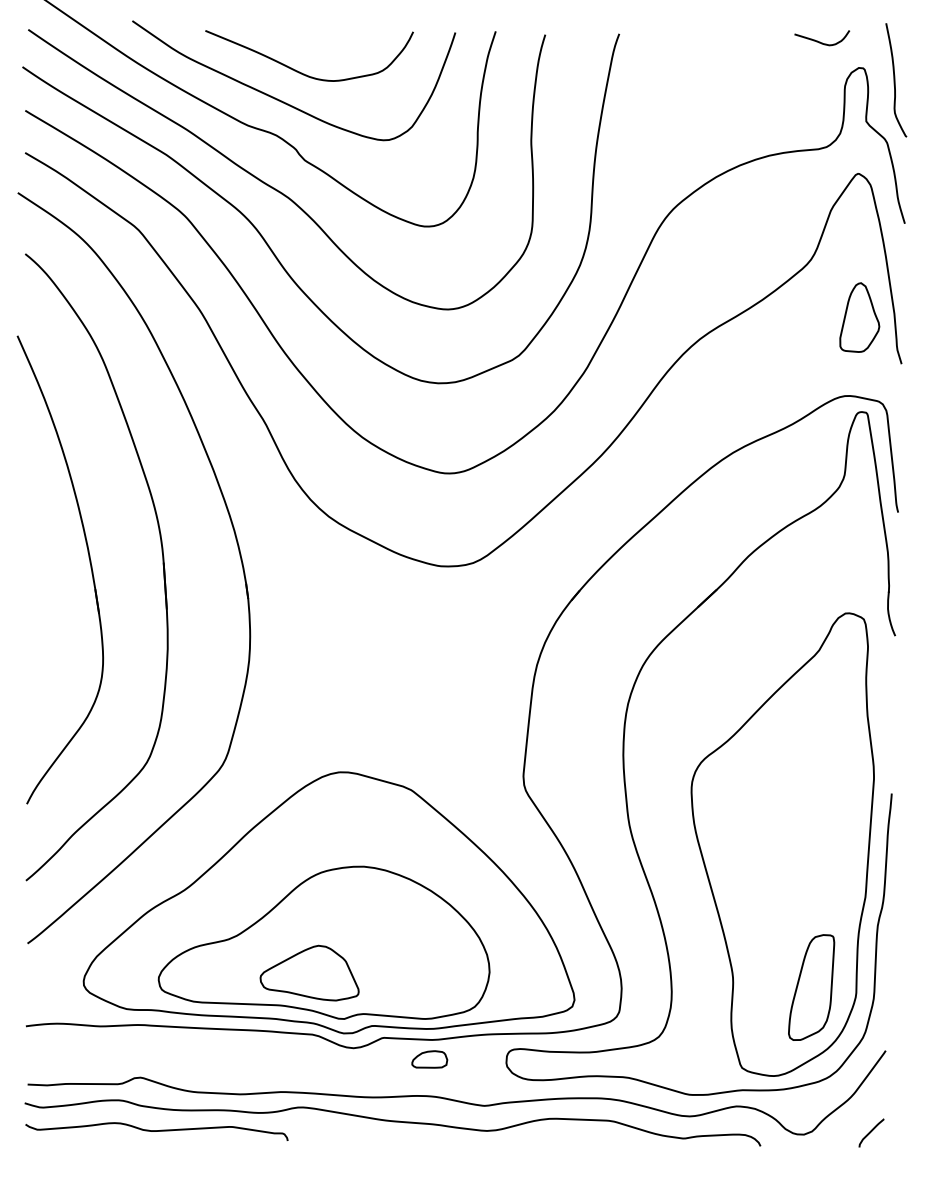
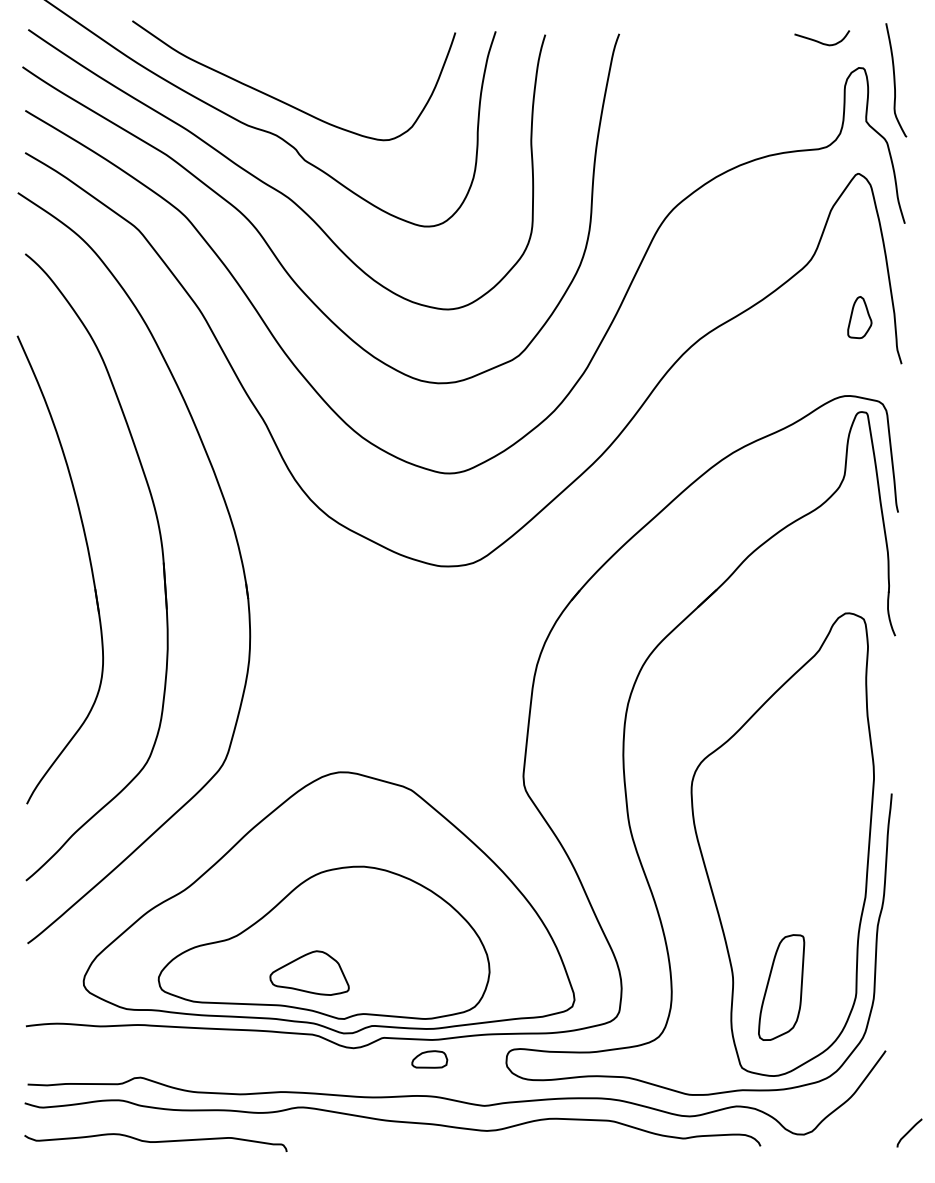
curve: present -> none (304, 73)
part size: 42x71 px -> 26x44 px (859, 317)
part size: 101x58 px -> 81x46 px (309, 972)
part position: (811, 987) -> (781, 987) (781, 987)
curve position: (156, 1131) -> (155, 1142) (155, 1142)
curve position: (871, 1132) -> (909, 1132) (909, 1132)
